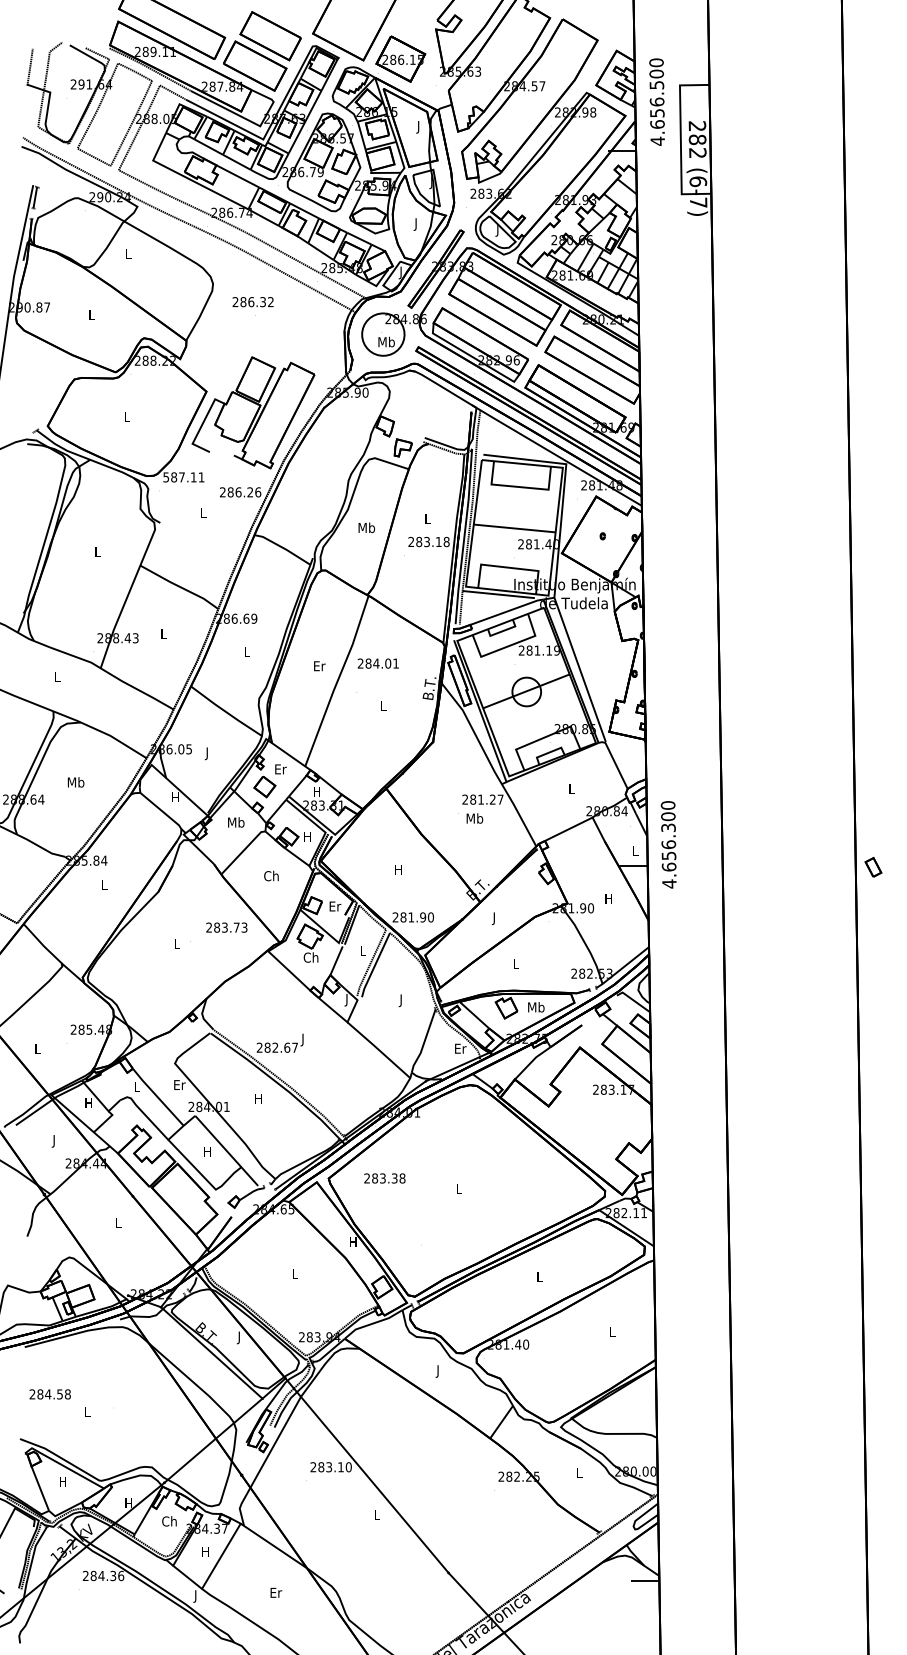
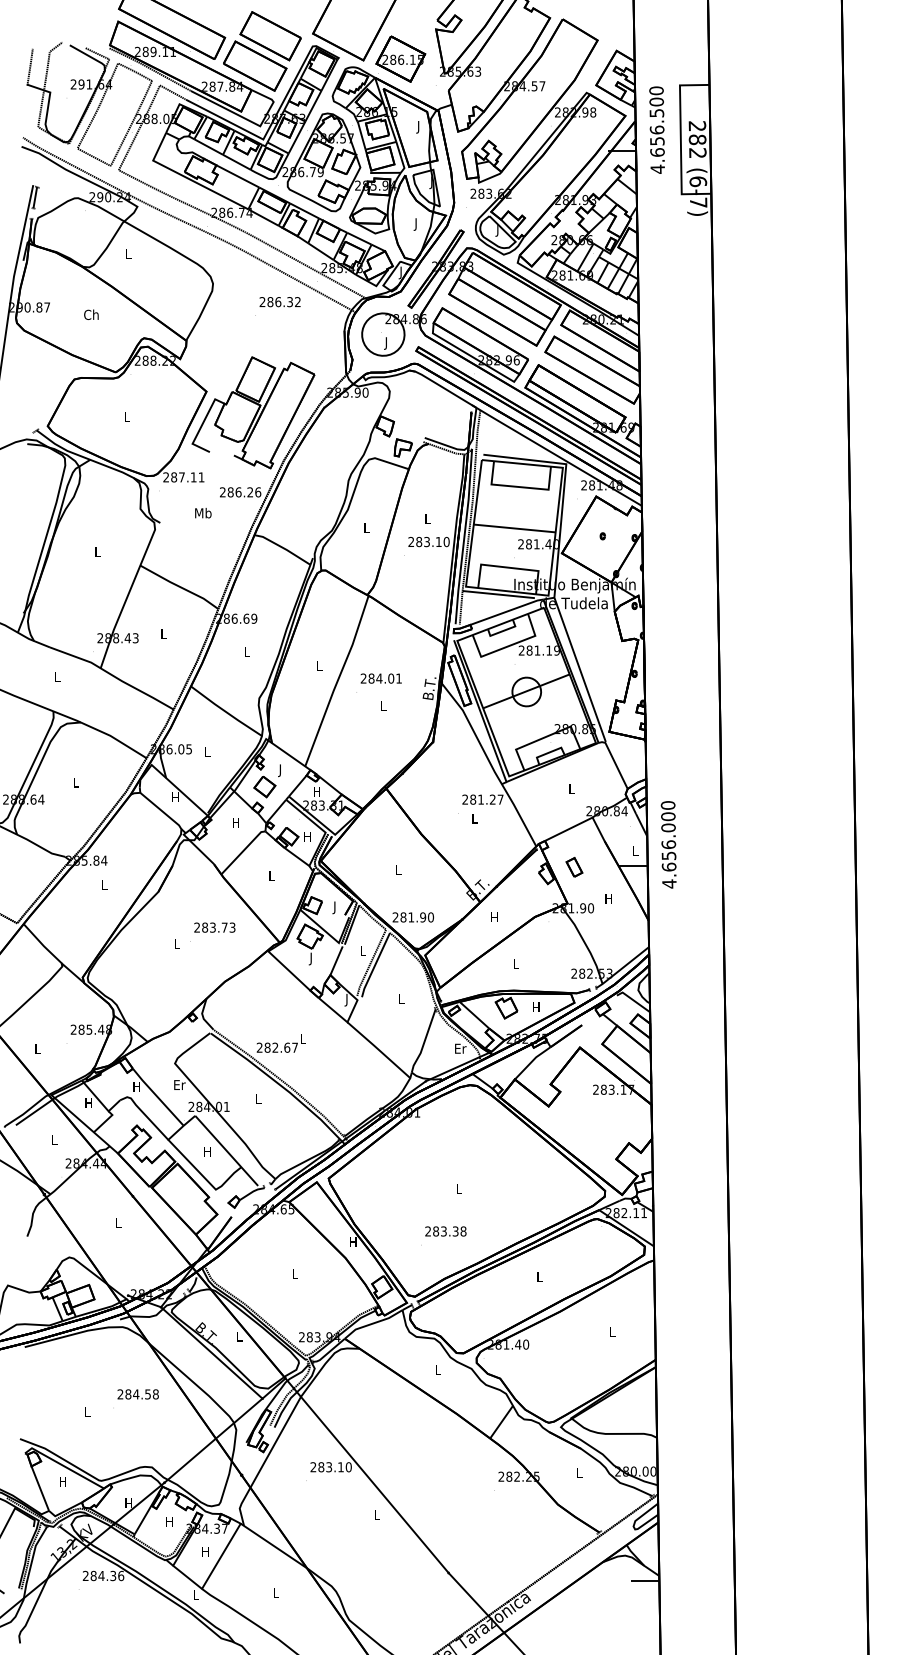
text position: (656, 101) -> (656, 129) (656, 129)
text position: (252, 302) -> (279, 302) (279, 302)
text: L -> Ch (91, 314)
text: Mb -> J (386, 342)
text: 587.11 -> 287.11 (166, 477)
text: L -> Mb (203, 512)
text: Mb -> L (366, 527)
text: 283.18 -> 283.10 (446, 541)
text position: (377, 663) -> (380, 678) (380, 678)
text: Er -> L (319, 666)
text: J -> L (207, 753)
text: Er -> J (280, 770)
text: Mb -> L (75, 782)
text: Mb -> L (474, 818)
text: Mb -> H (236, 822)
text: 4.656.300 -> 4.656.000 (668, 827)
part position: (873, 867) -> (574, 867) (574, 867)
text: H -> L (398, 869)
text: Ch -> L (271, 875)
text: Er -> J (335, 907)
text: J -> H (494, 918)
text position: (226, 927) -> (214, 927) (214, 927)
text: Ch -> J (310, 958)
text: J -> L (401, 1000)
text: Mb -> H (536, 1007)
text: J -> L (302, 1039)
text: L -> H (136, 1086)
text: H -> L (258, 1098)
text: J -> L (54, 1141)
text position: (384, 1178) -> (445, 1231) (445, 1231)
text: J -> L (239, 1337)
text: J -> L (437, 1371)
text position: (49, 1394) -> (137, 1394) (137, 1394)
text: Ch -> H (169, 1521)
text: Er -> L (276, 1592)
text: J -> L (195, 1596)
